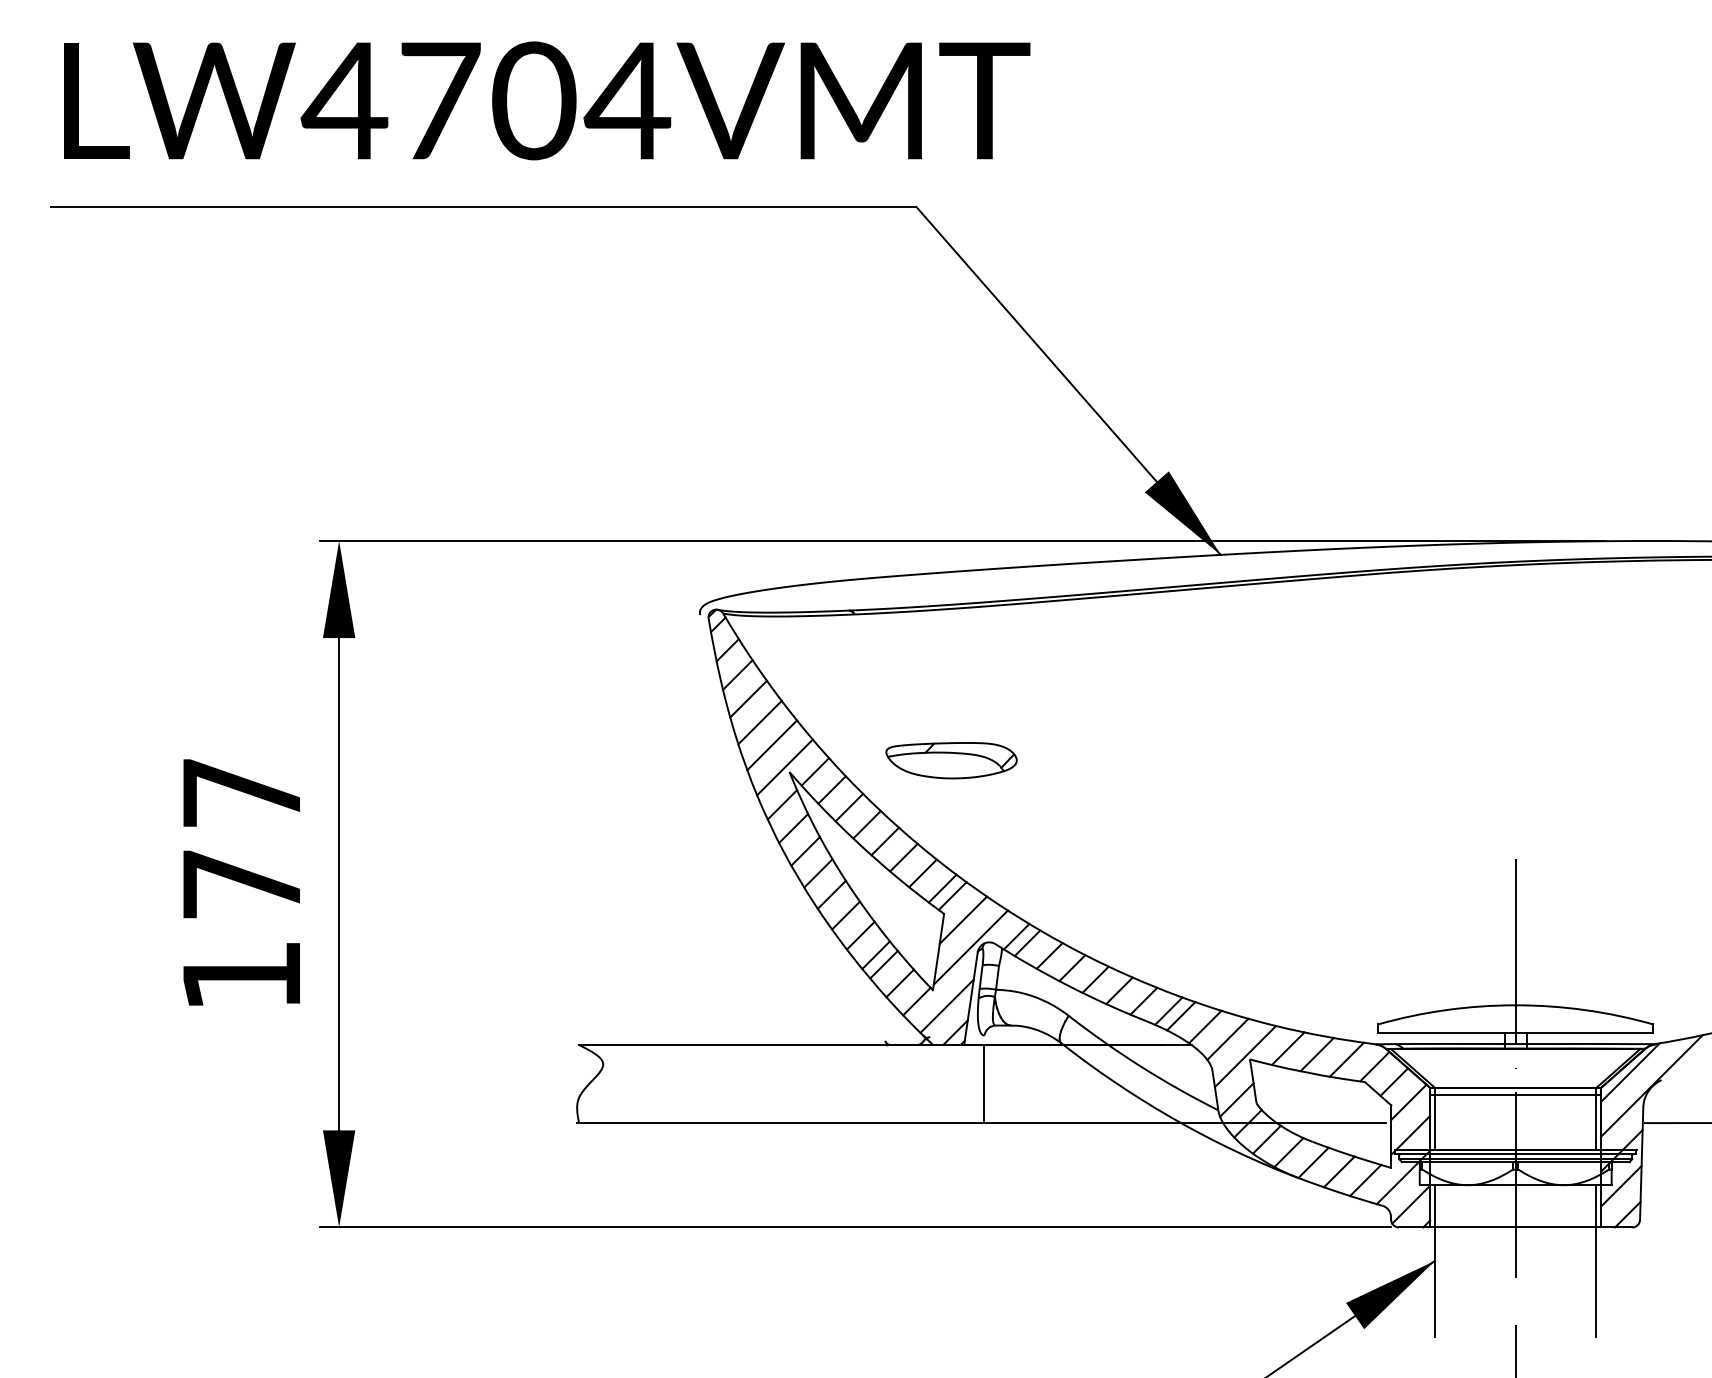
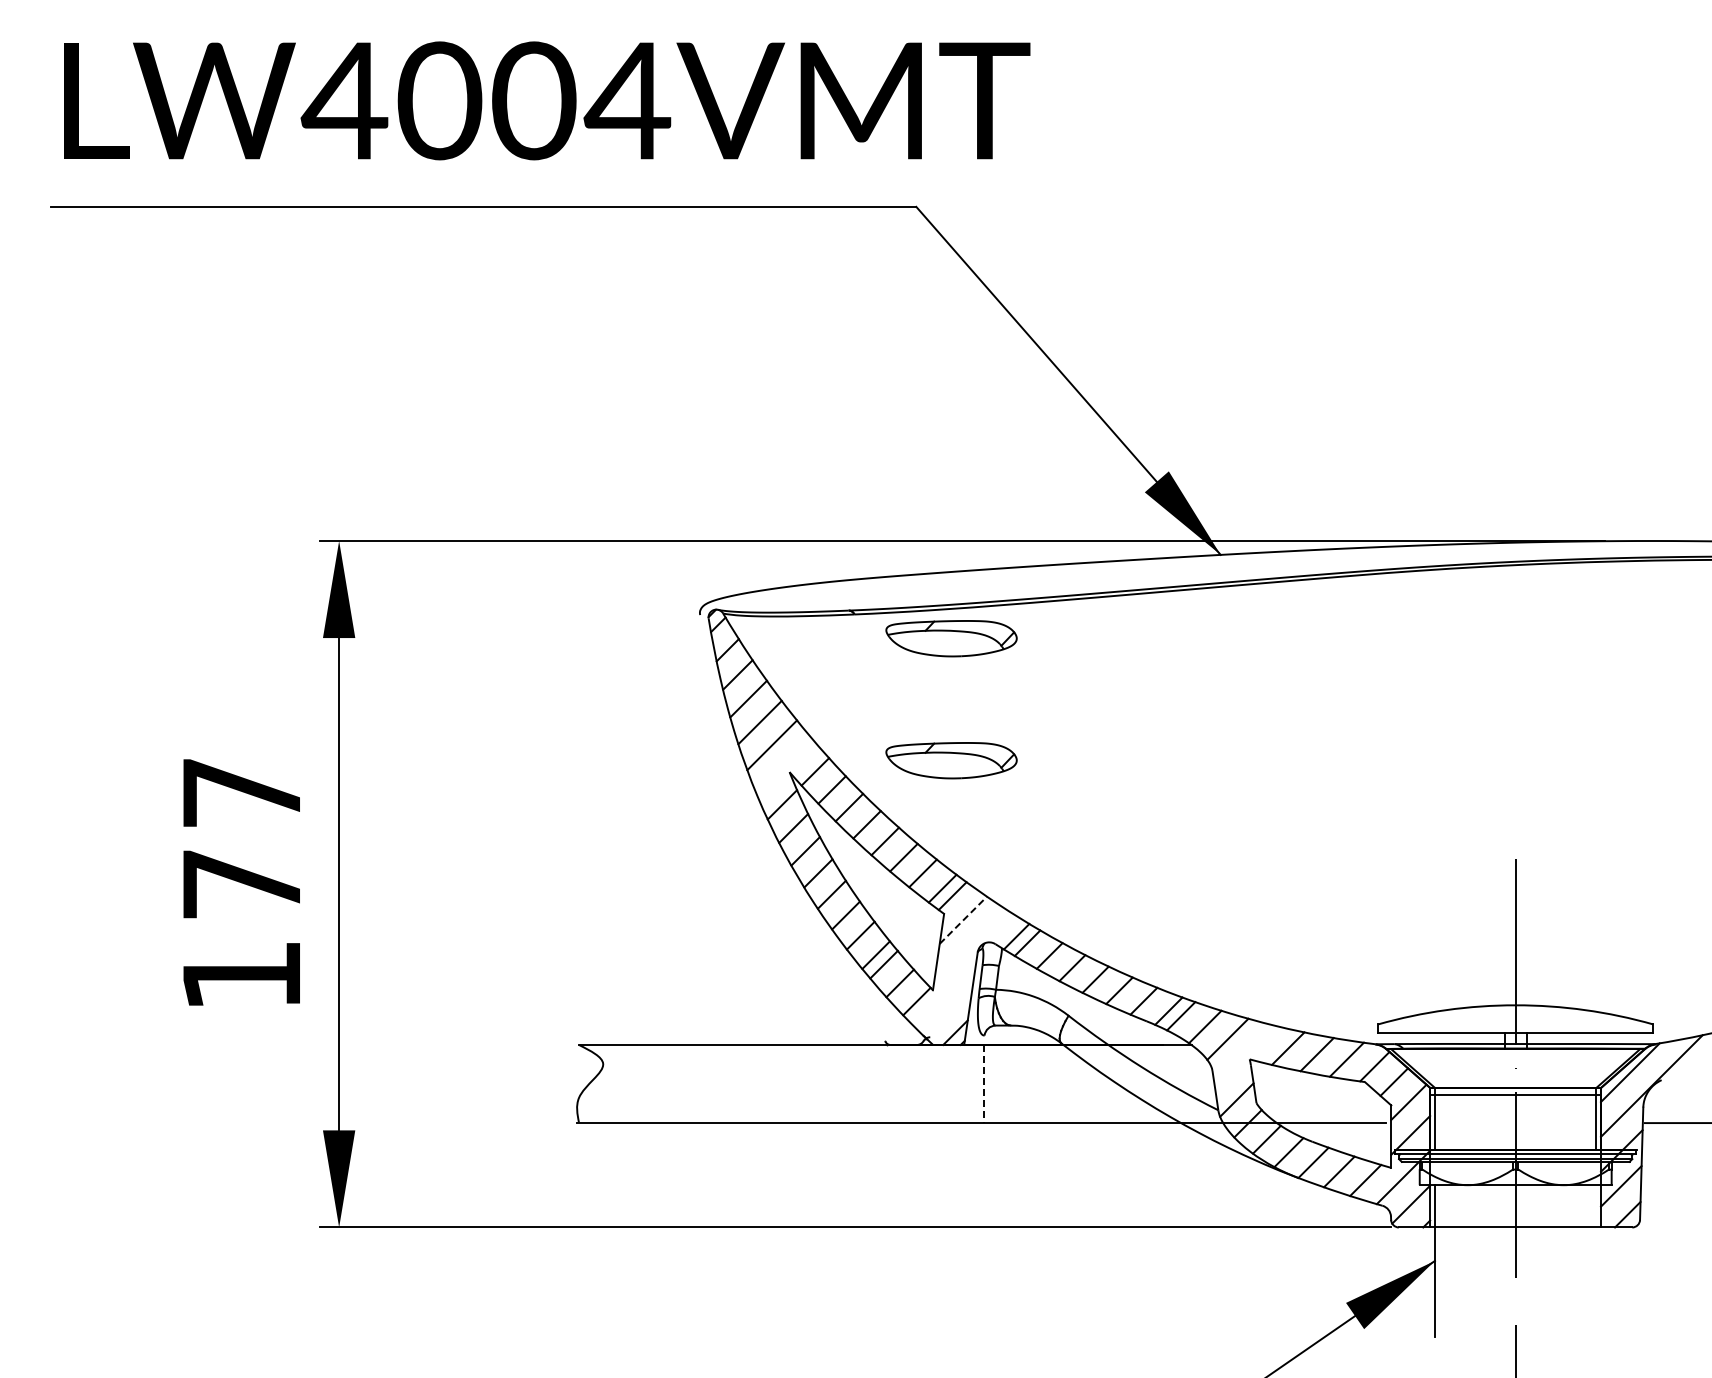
text: W4704VMT -> W4004VMT (439, 100)
part: none -> present (951, 638)
line: present -> none (784, 767)
line: solid -> dashed (963, 919)
line: present -> none (970, 947)
line: present -> none (946, 1005)
line: present -> none (1245, 1056)
line: solid -> dashed (983, 1083)
line: present -> none (1596, 1260)
